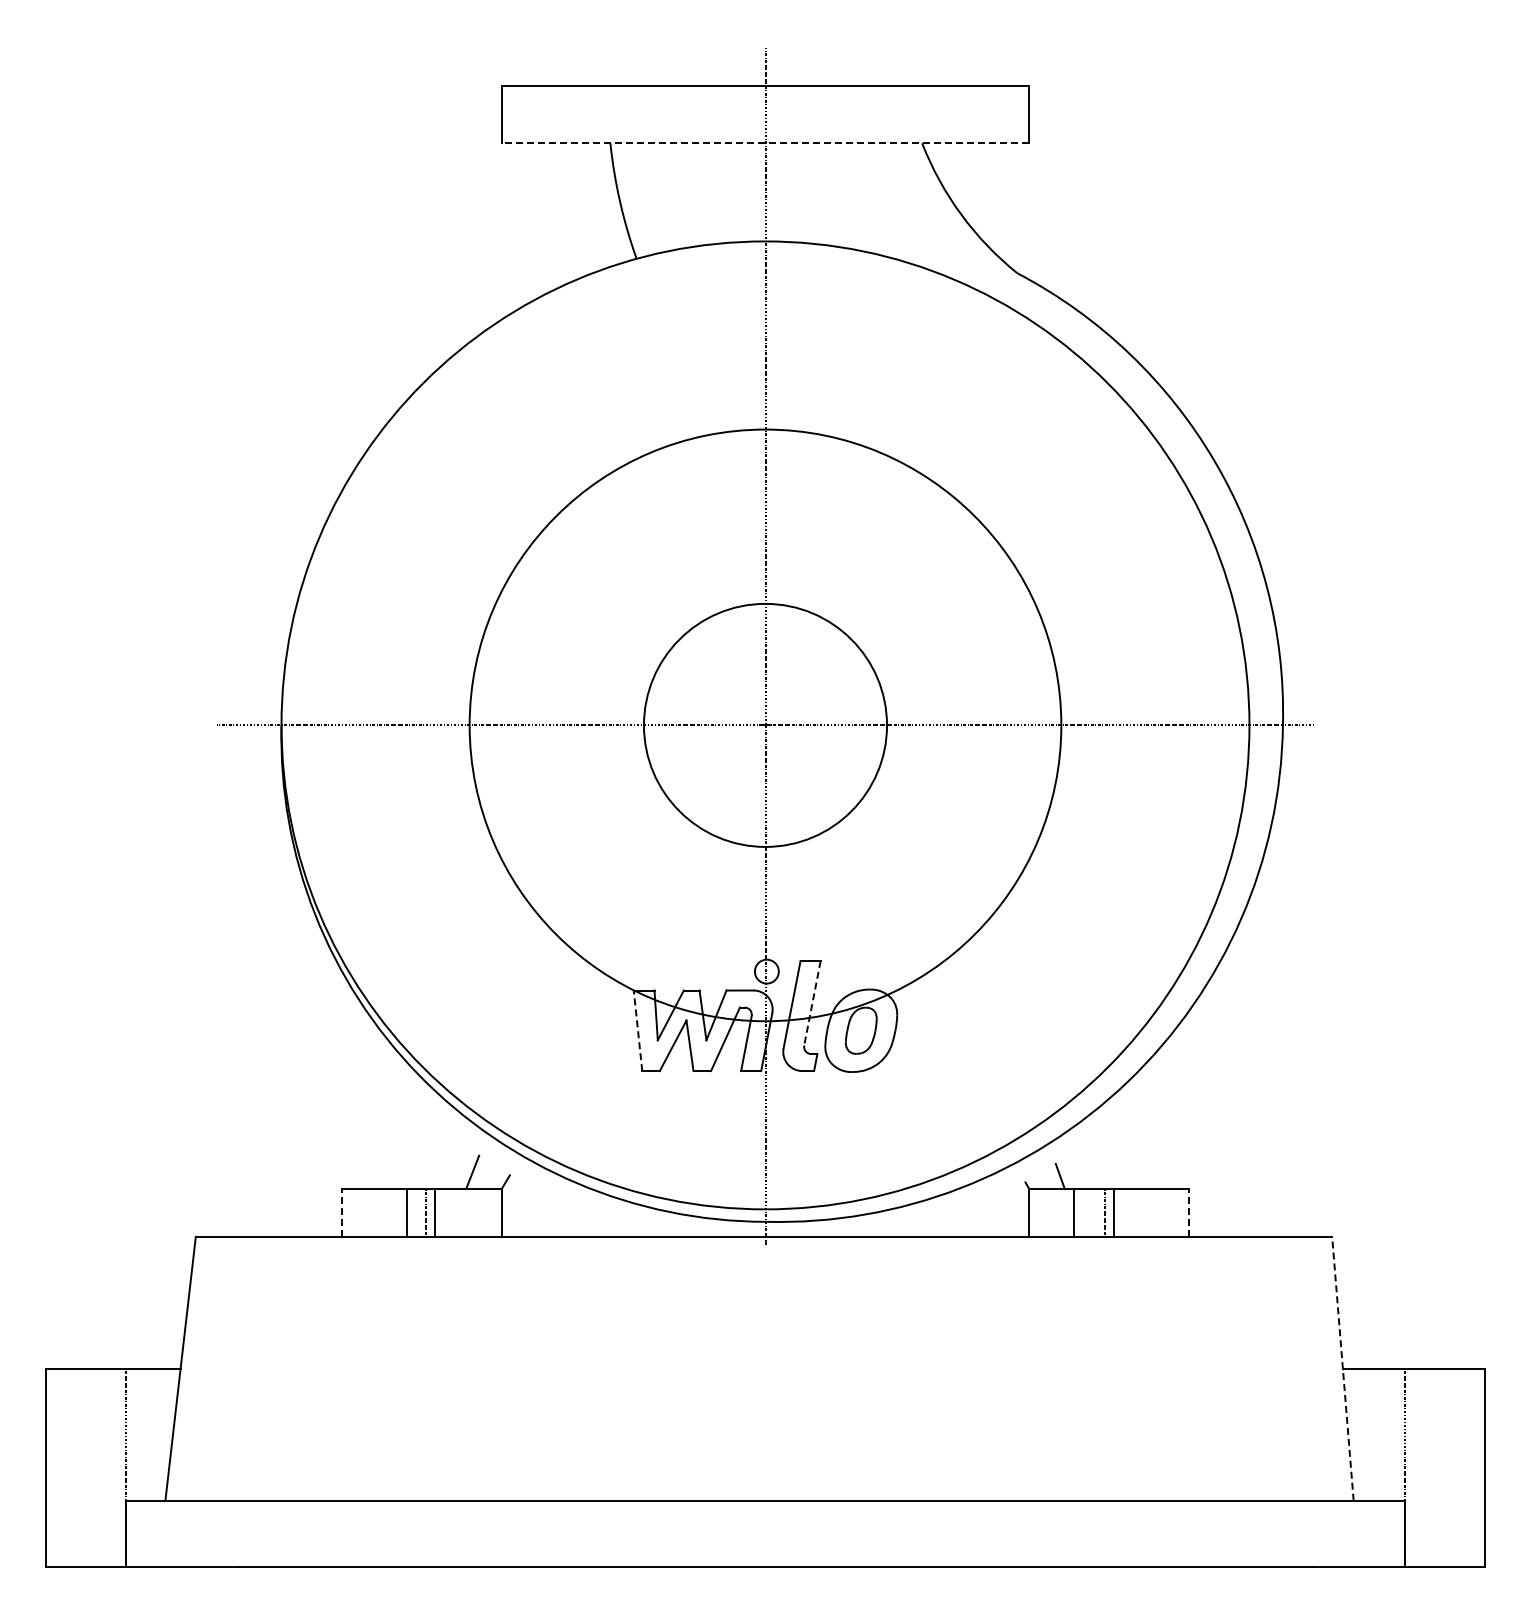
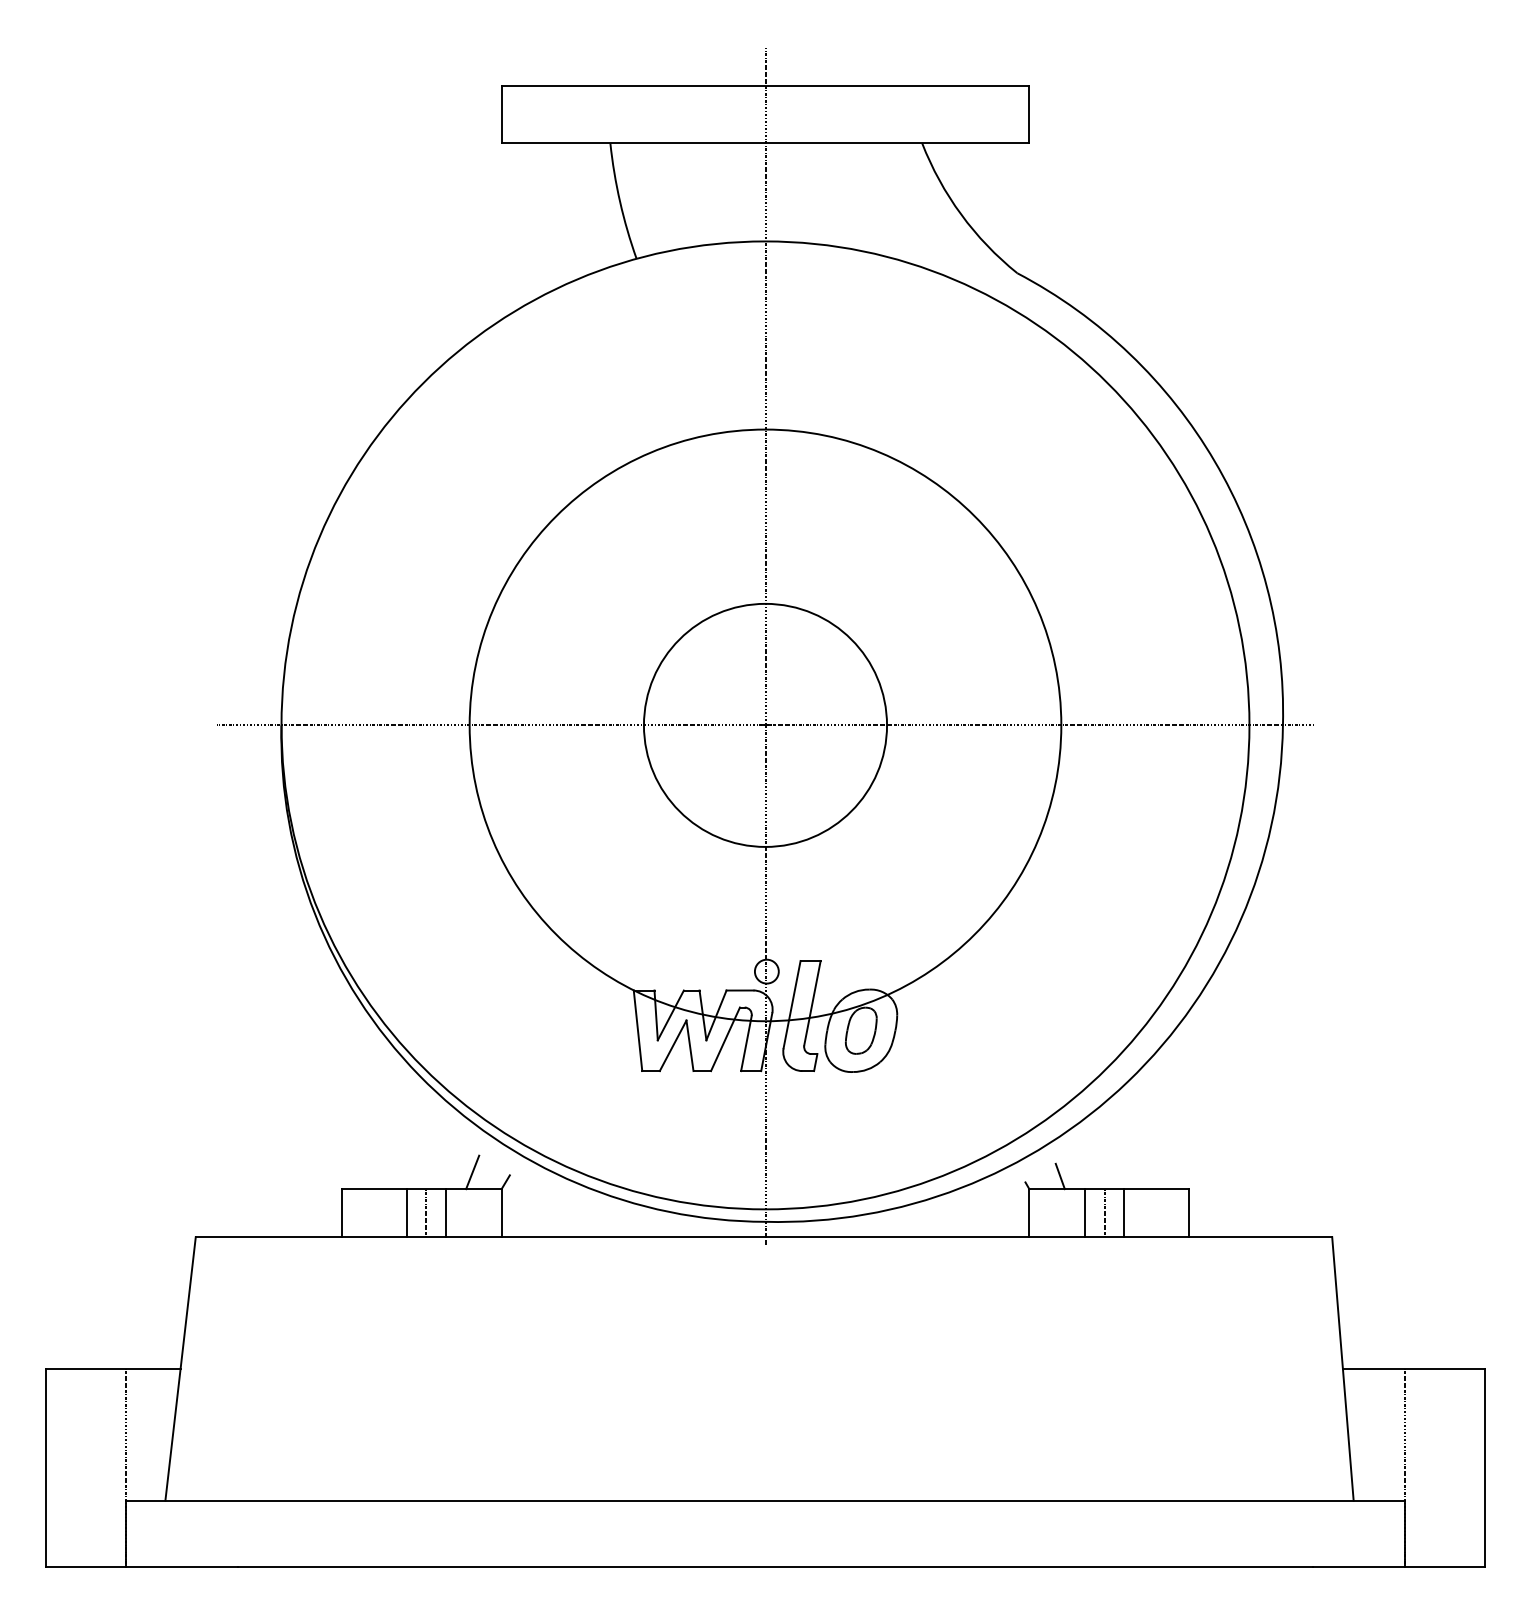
line: dashed -> solid (765, 143)
line: dashed -> solid (812, 1003)
line: dashed -> solid (637, 1030)
line: dashed -> solid (341, 1213)
line position: (434, 1213) -> (445, 1213) (445, 1213)
line position: (1074, 1213) -> (1085, 1213) (1085, 1213)
line position: (1113, 1213) -> (1123, 1213) (1123, 1213)
line: dashed -> solid (1189, 1213)
line: dashed -> solid (1342, 1368)
